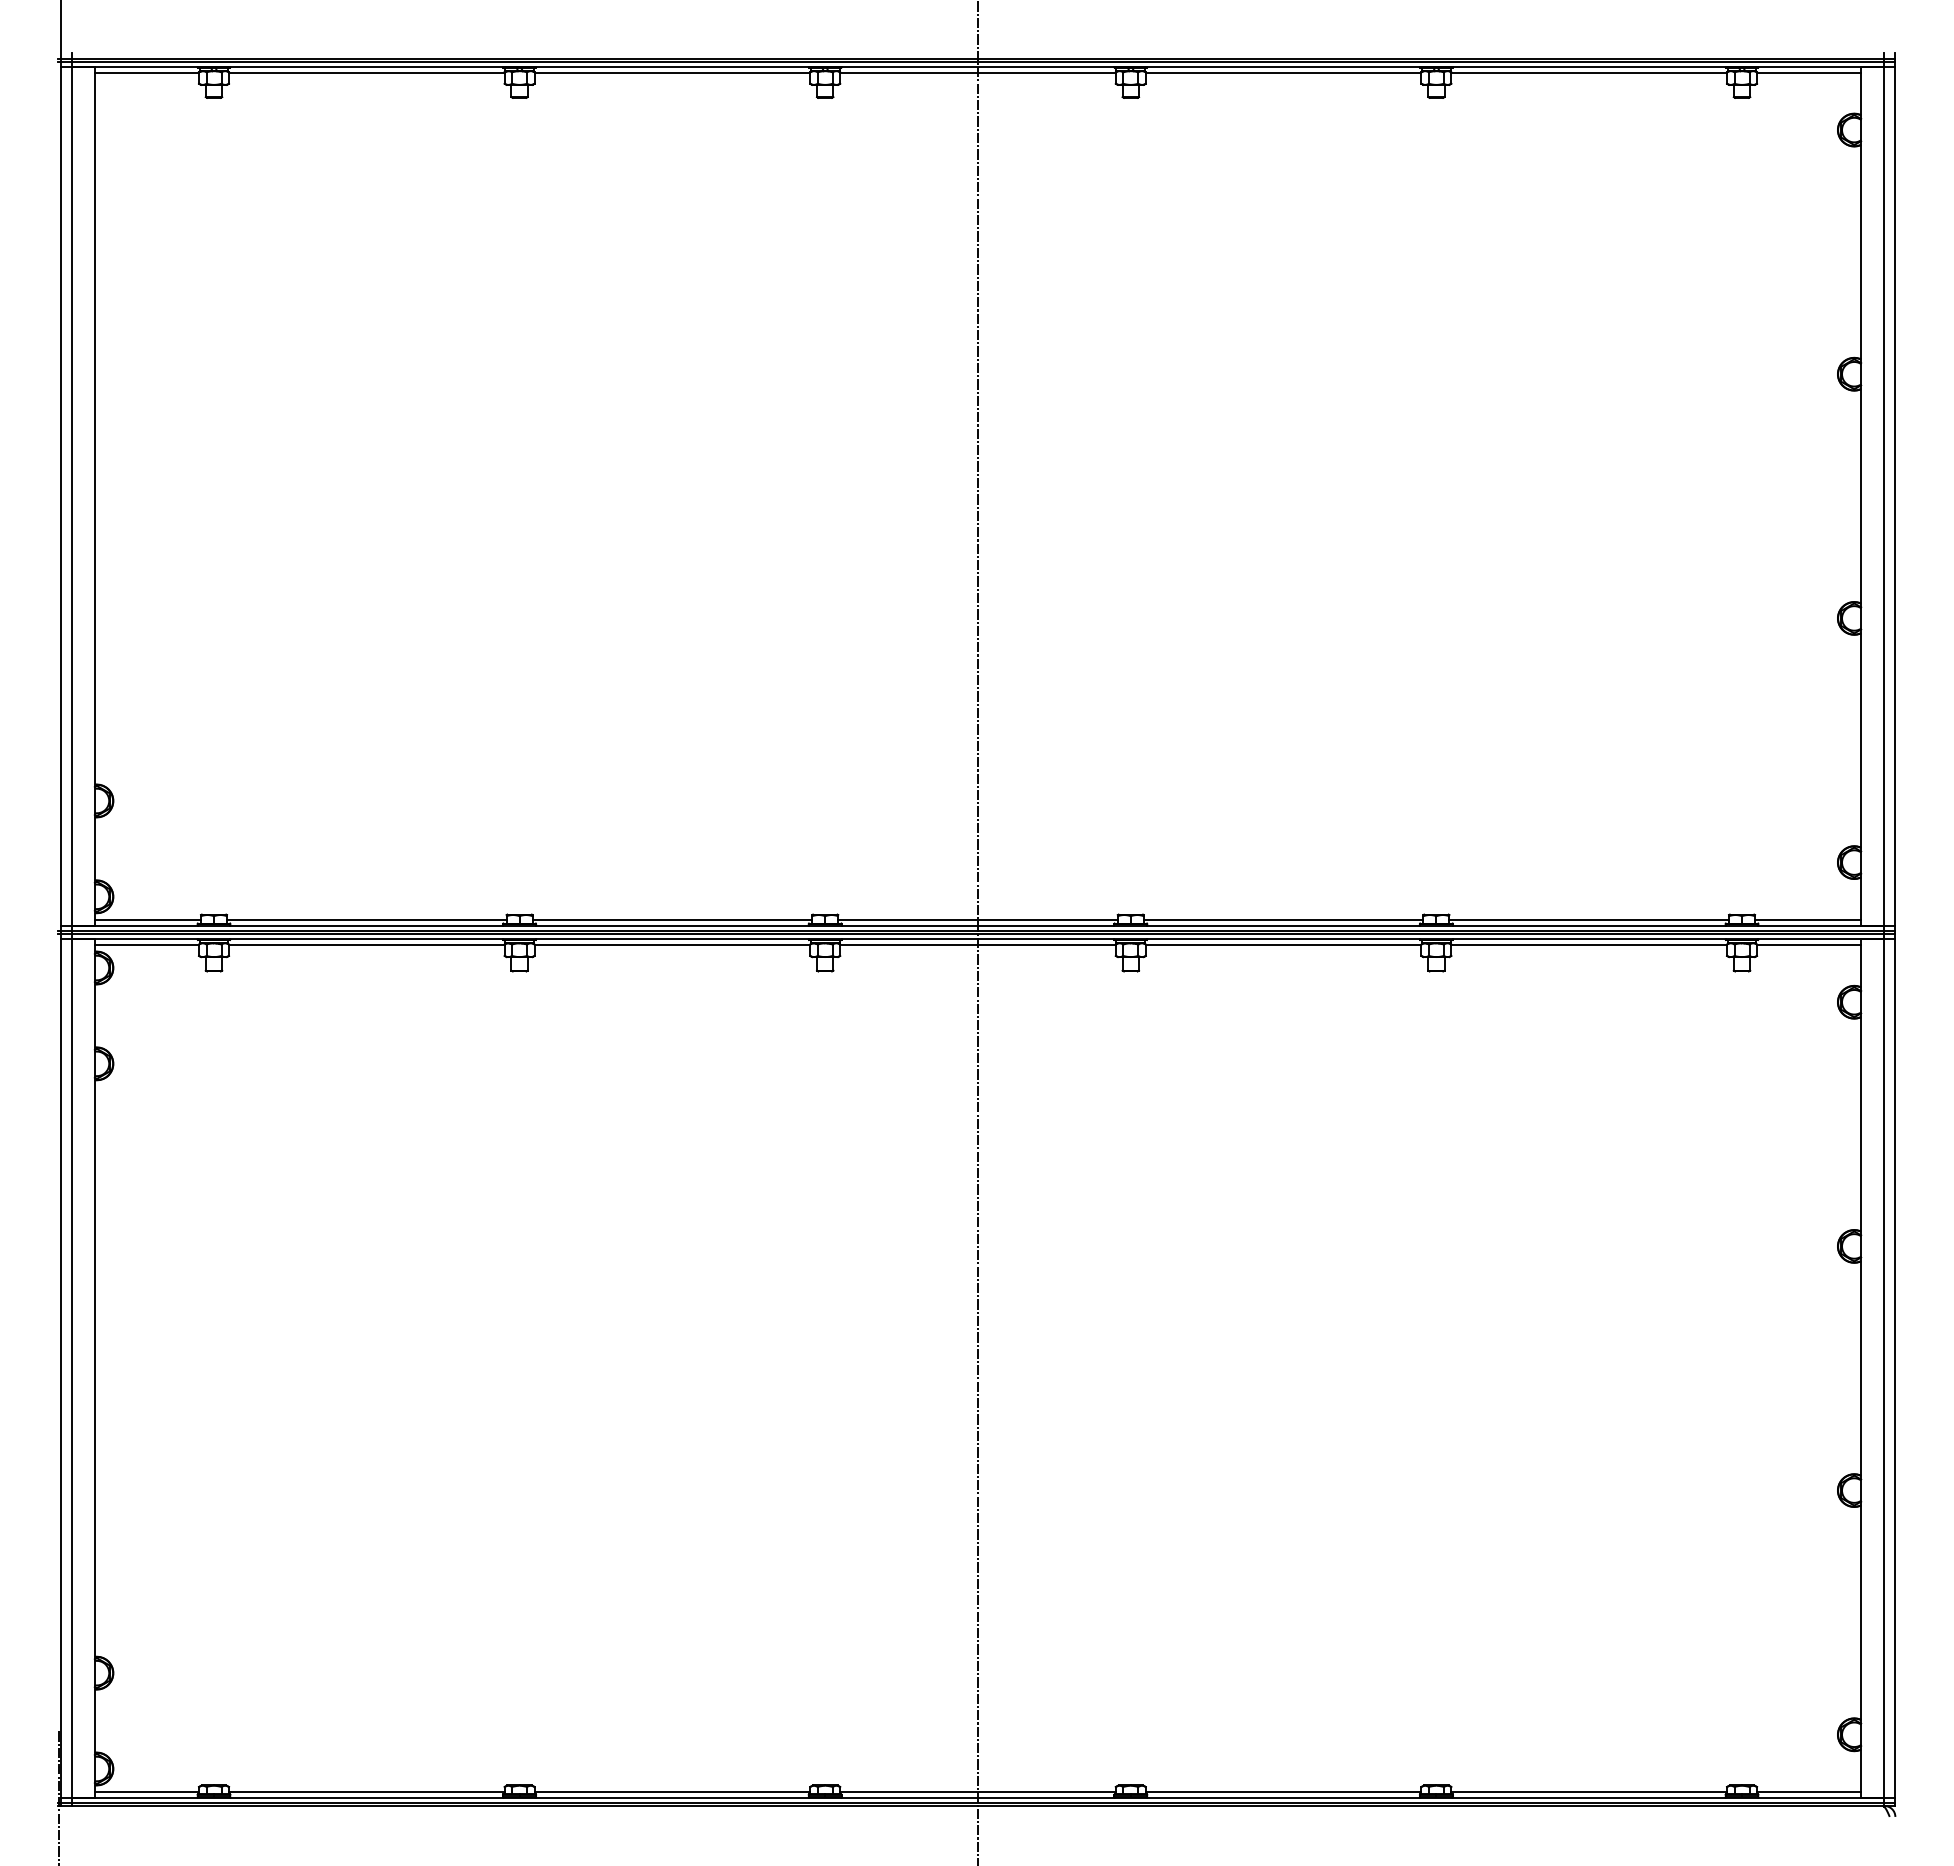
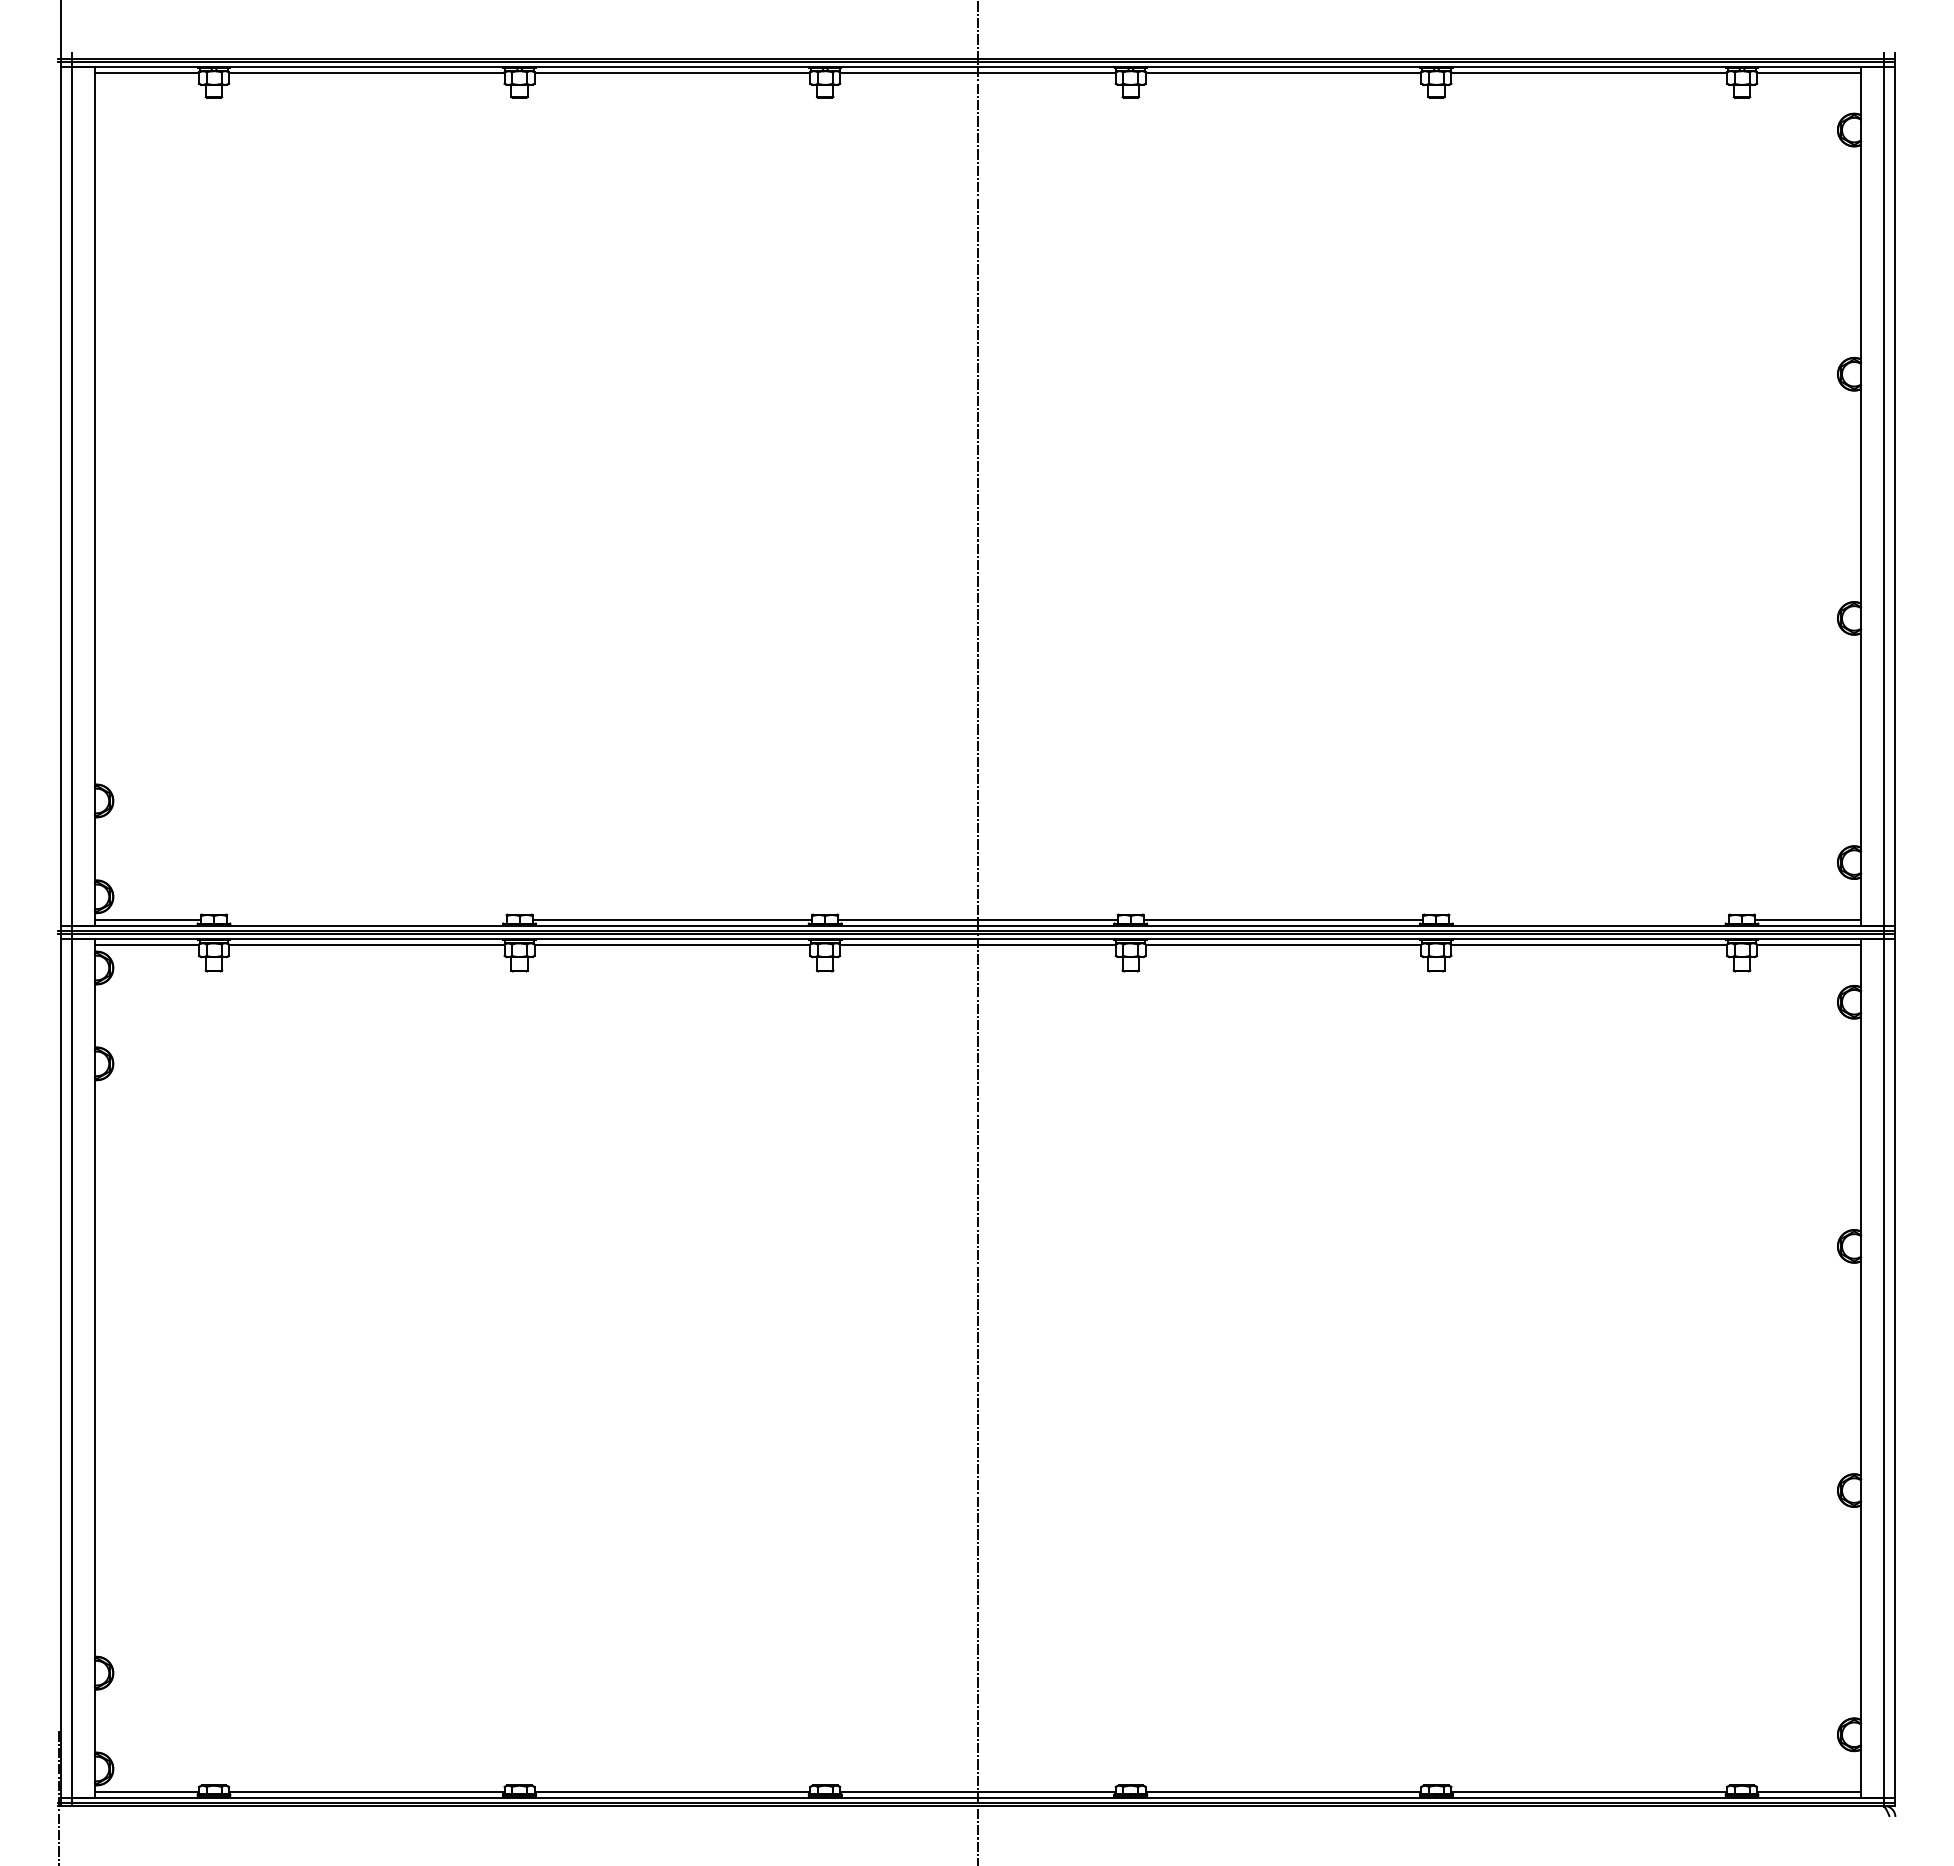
line: present -> none (366, 920)
line: present -> none (1589, 920)
